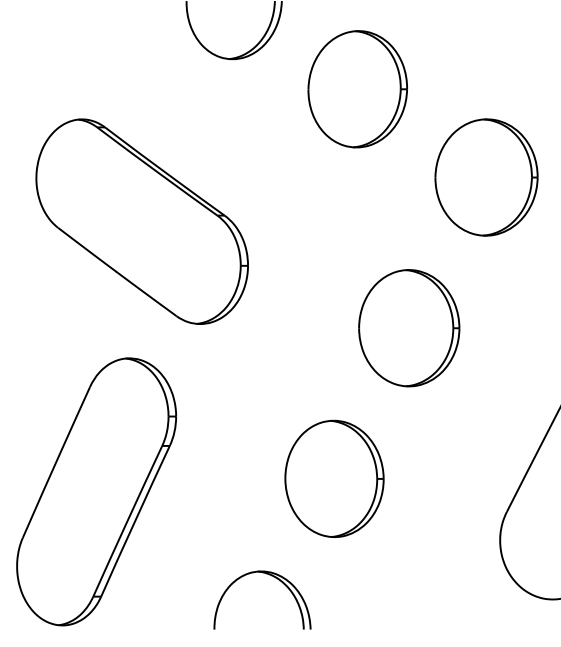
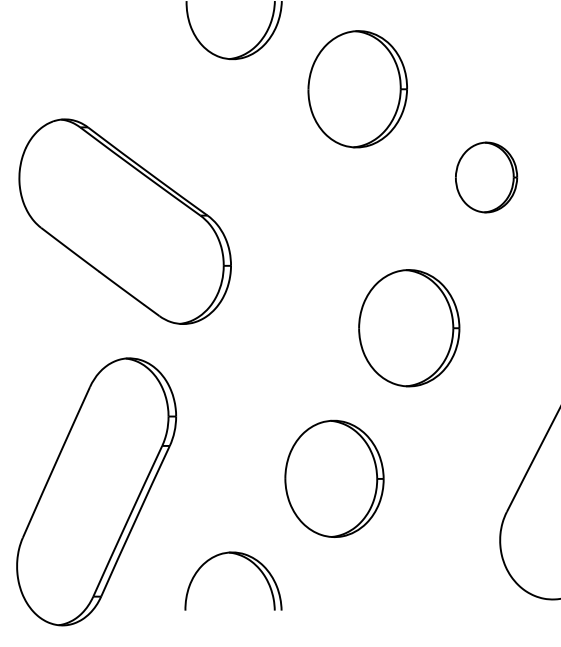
part size: 105x119 px -> 64x73 px (486, 177)
part position: (141, 221) -> (124, 221) (124, 221)
part position: (273, 577) -> (244, 558) (244, 558)
